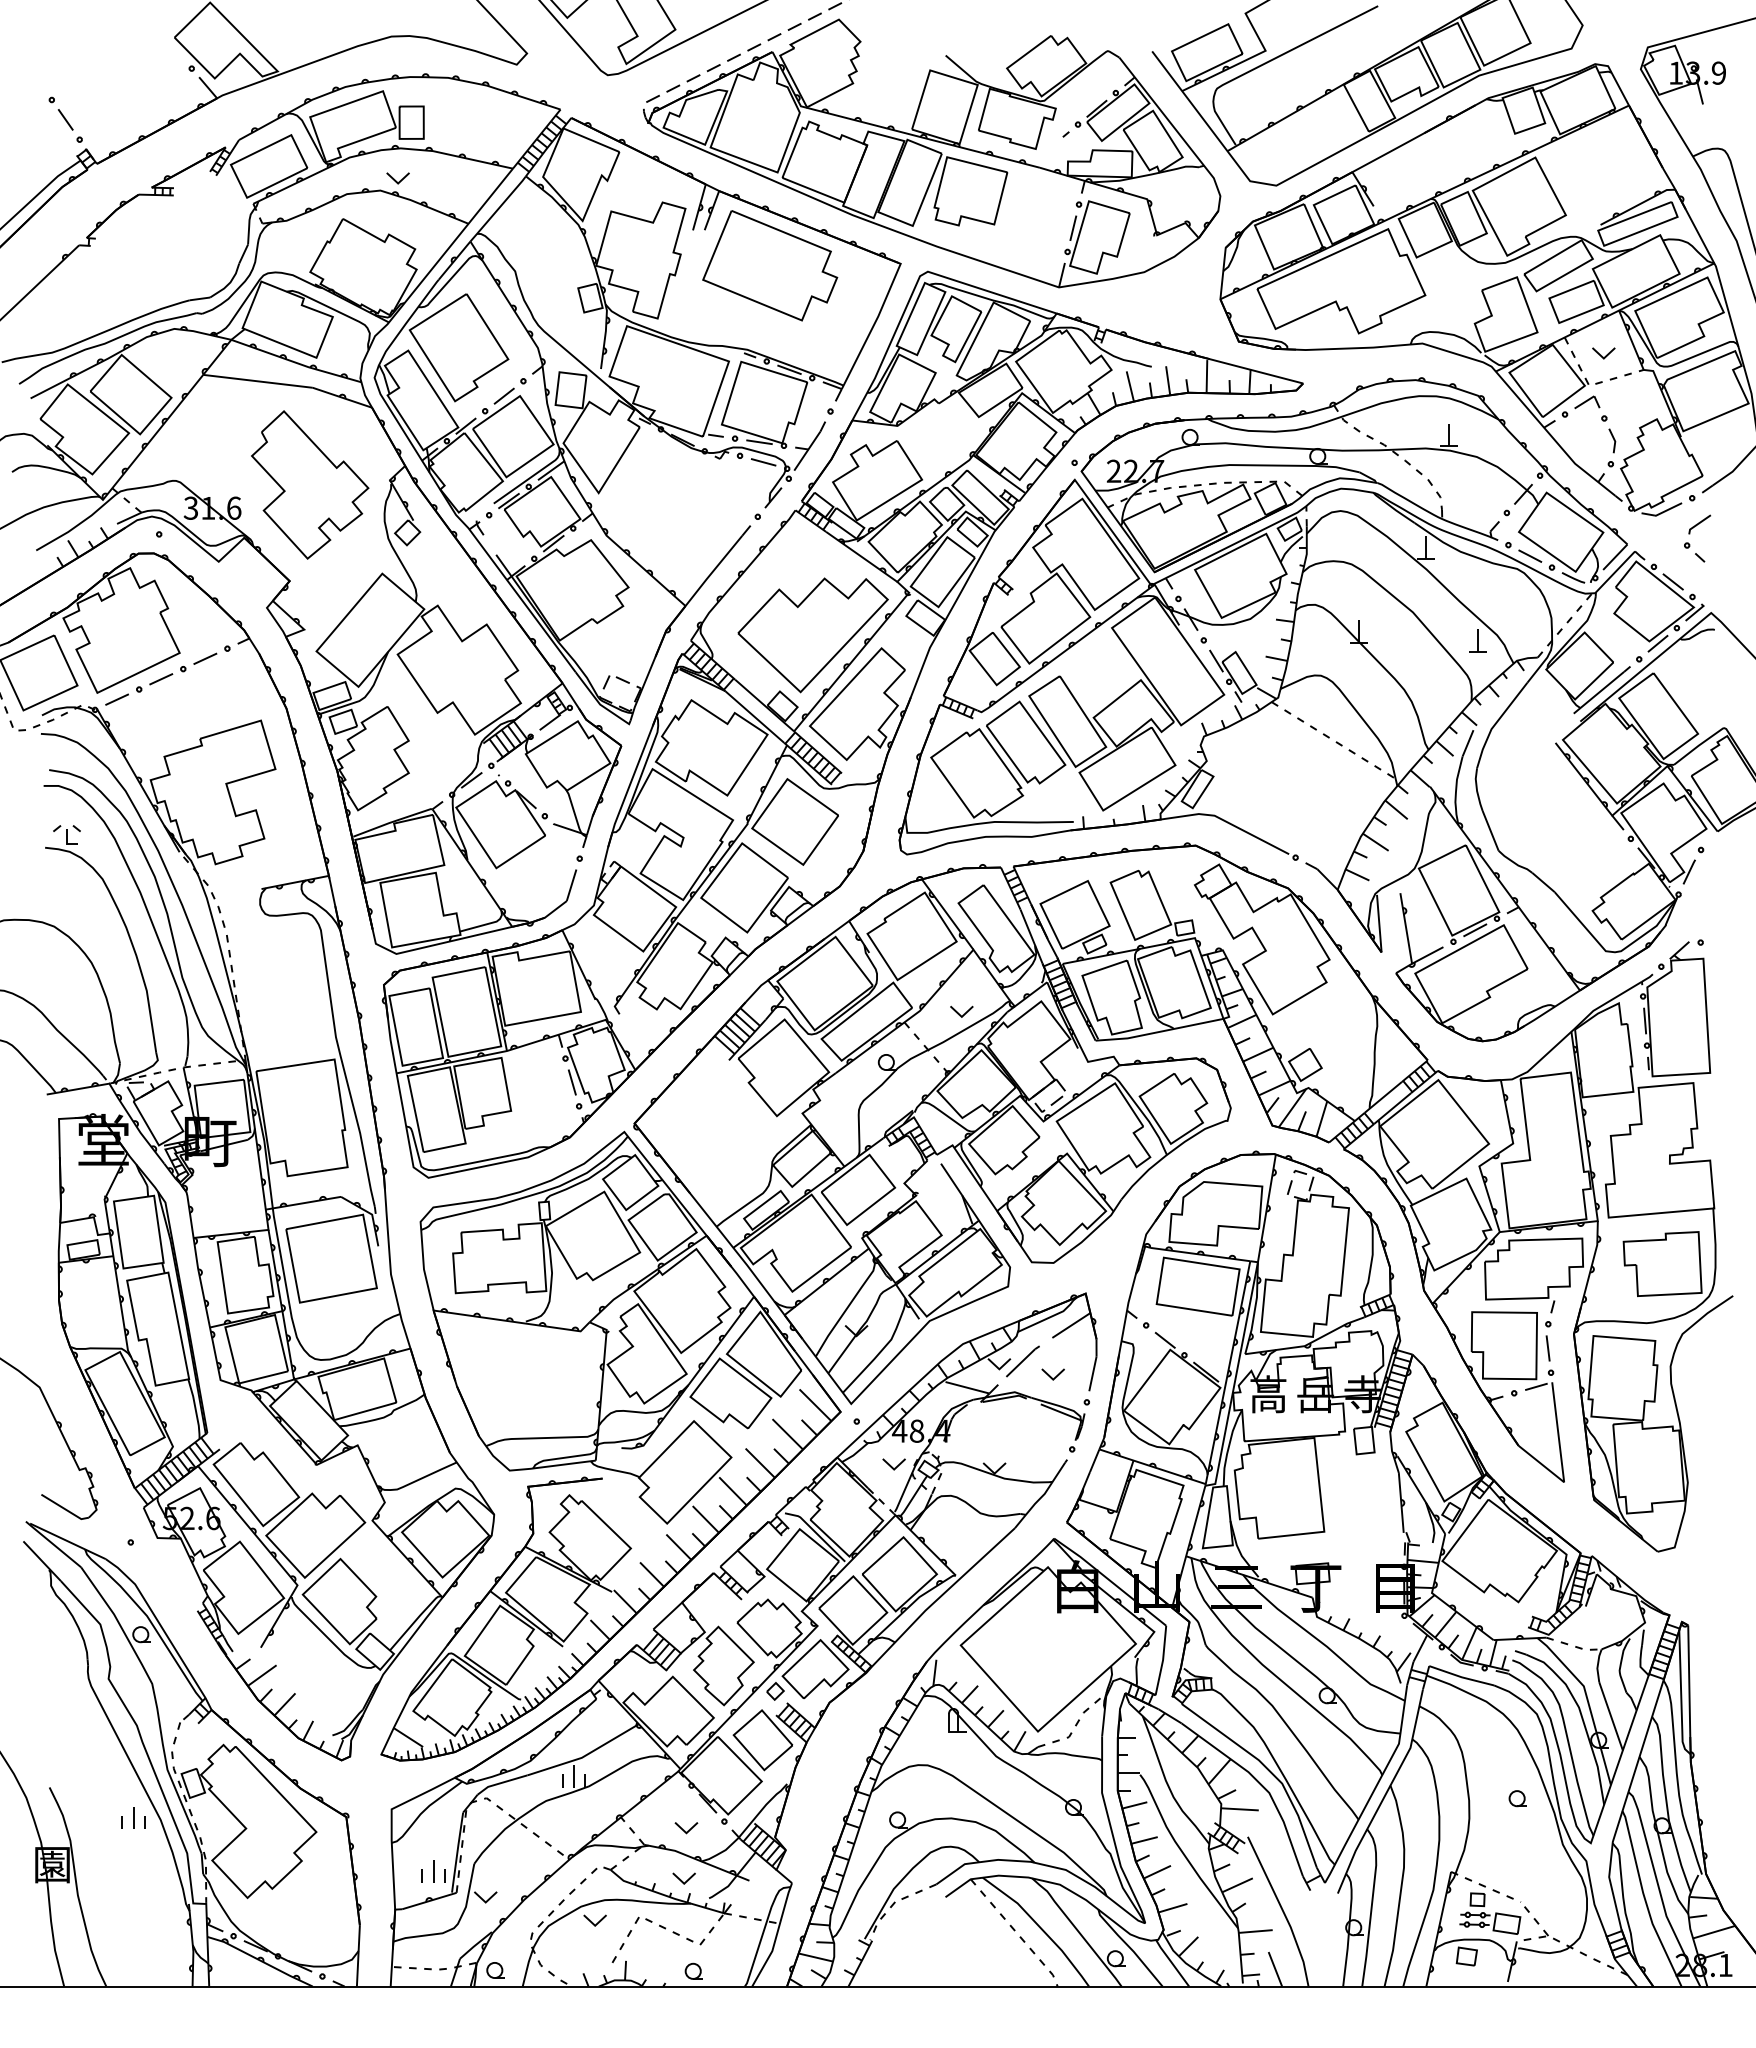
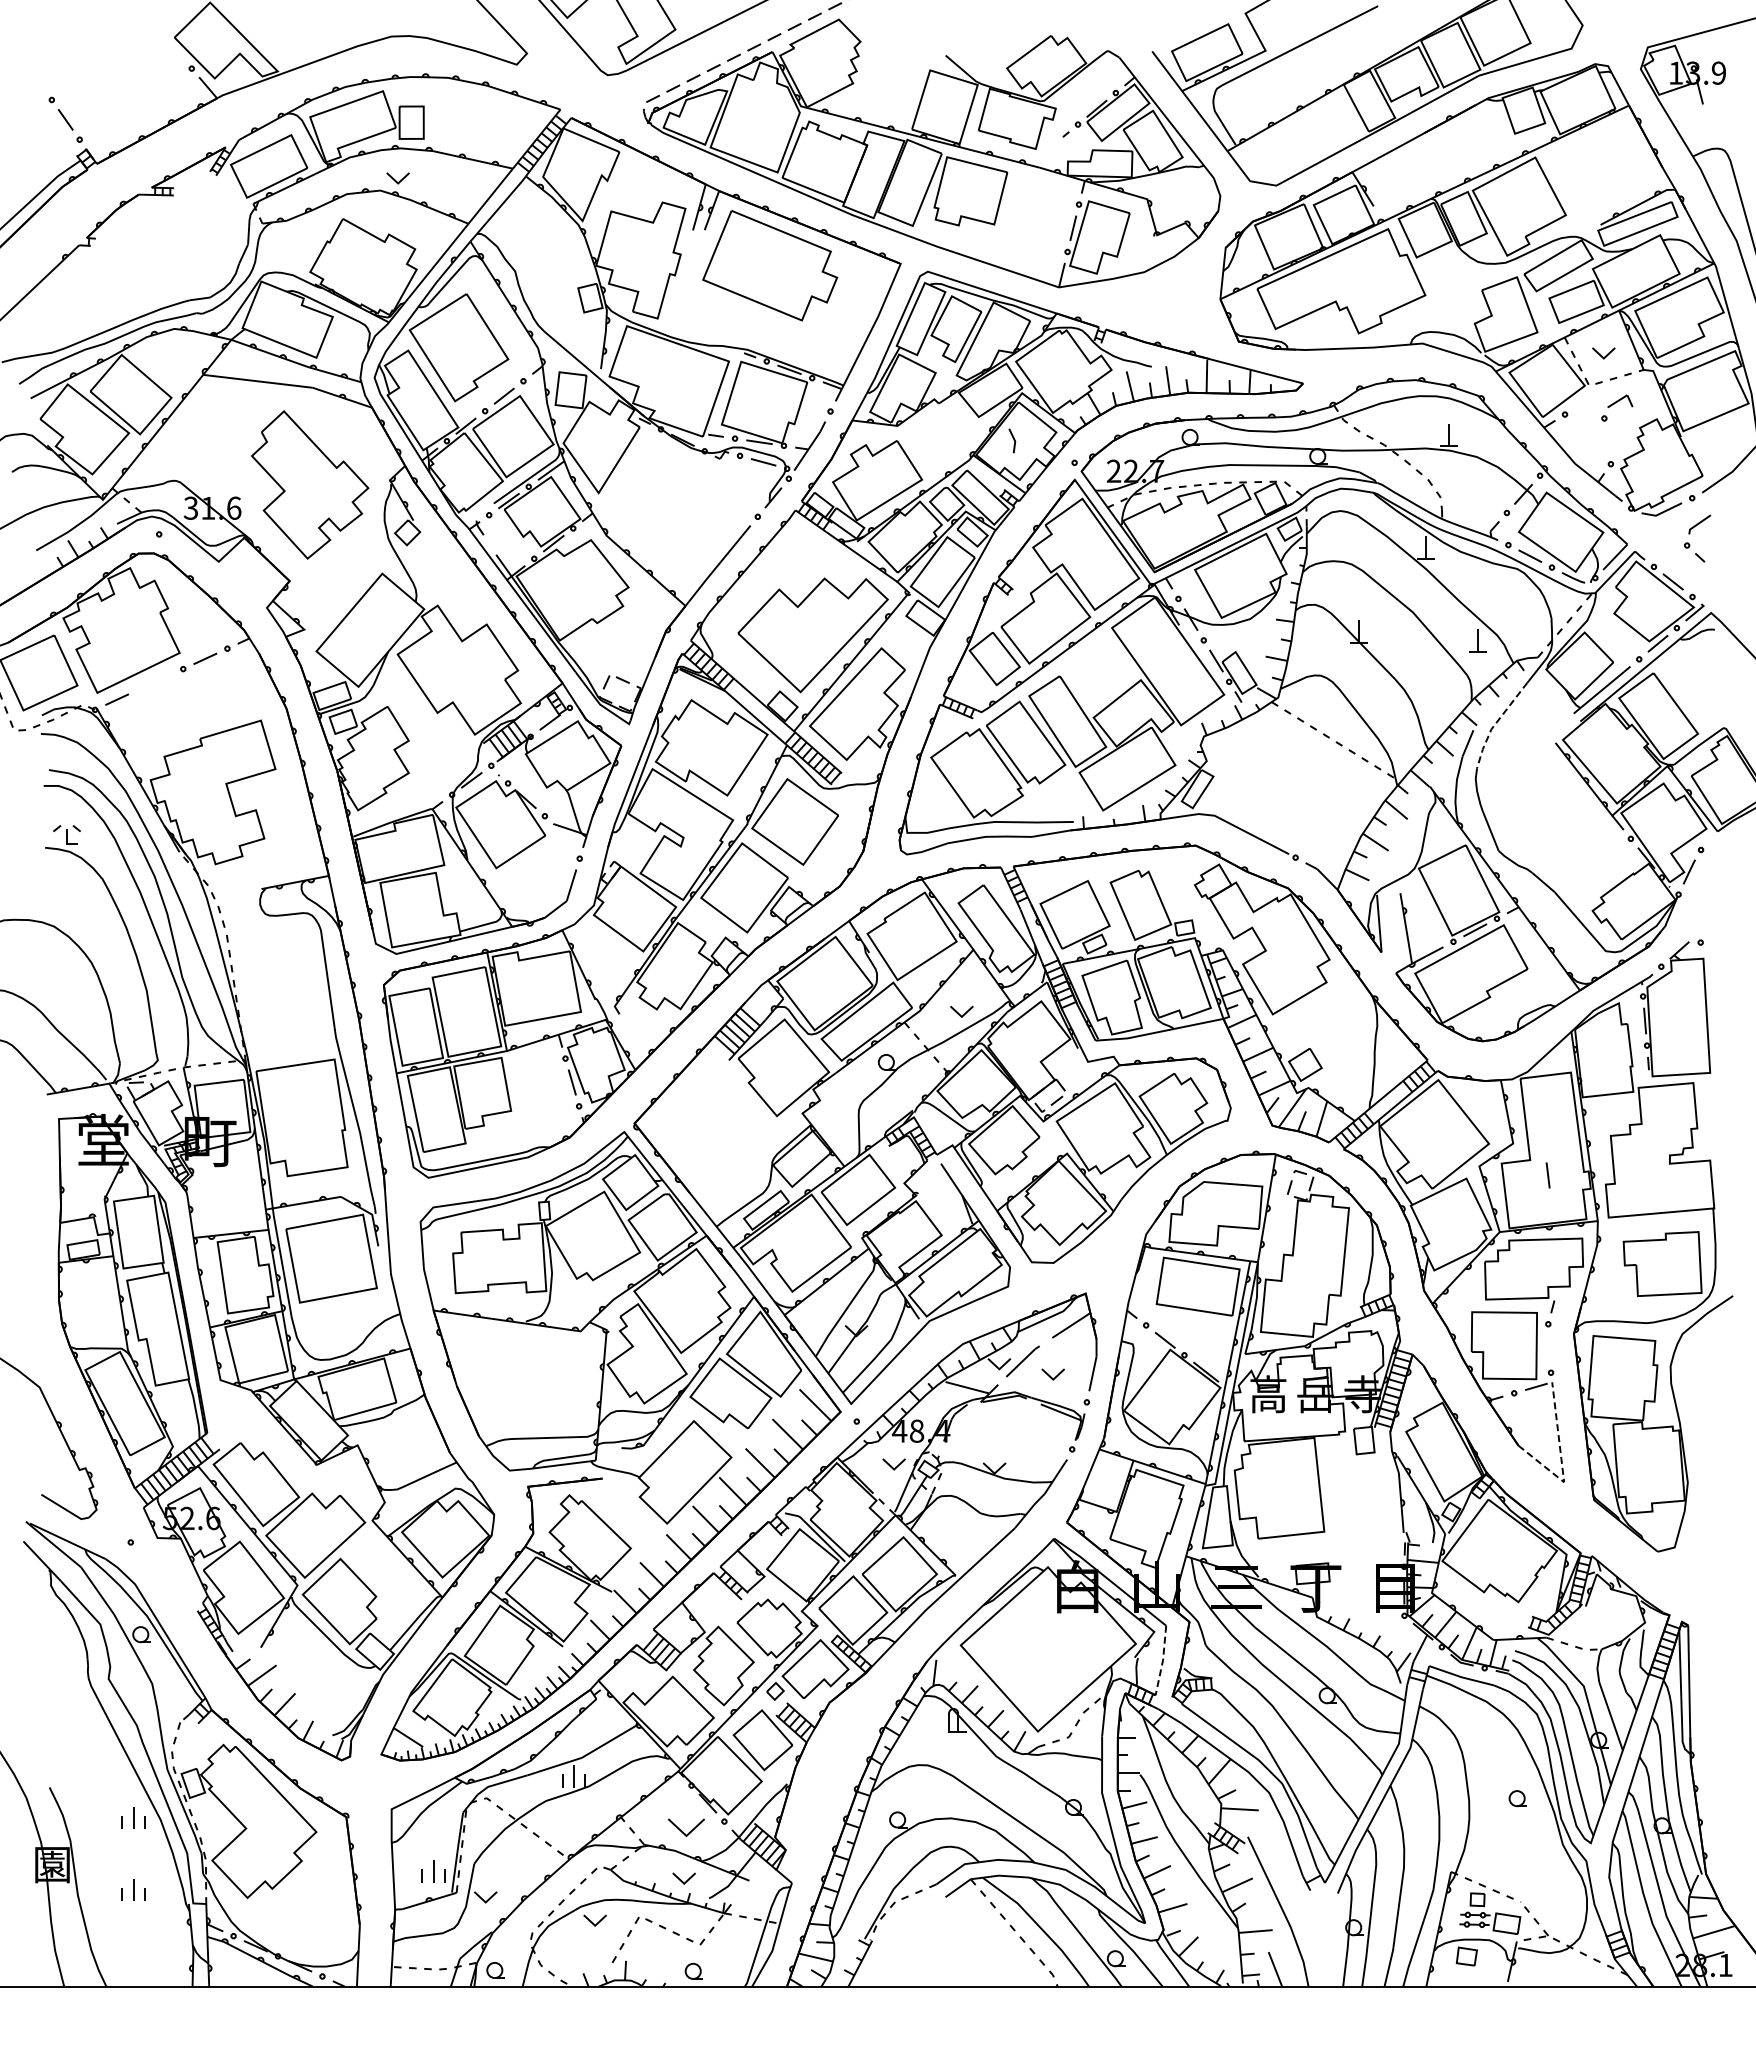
part position: (1587, 402) -> (1620, 401) (1620, 401)
line position: (1613, 440) -> (1013, 440) (1013, 440)
part: present -> none (154, 682)
line: solid -> dashed (1495, 723)
line position: (1547, 1348) -> (1547, 1175) (1547, 1175)
line: solid -> dashed (1561, 1461)
line: solid -> dashed (1163, 1660)
part size: 25x13 px -> 37x19 px (686, 1827)
part: none -> present (133, 1889)
